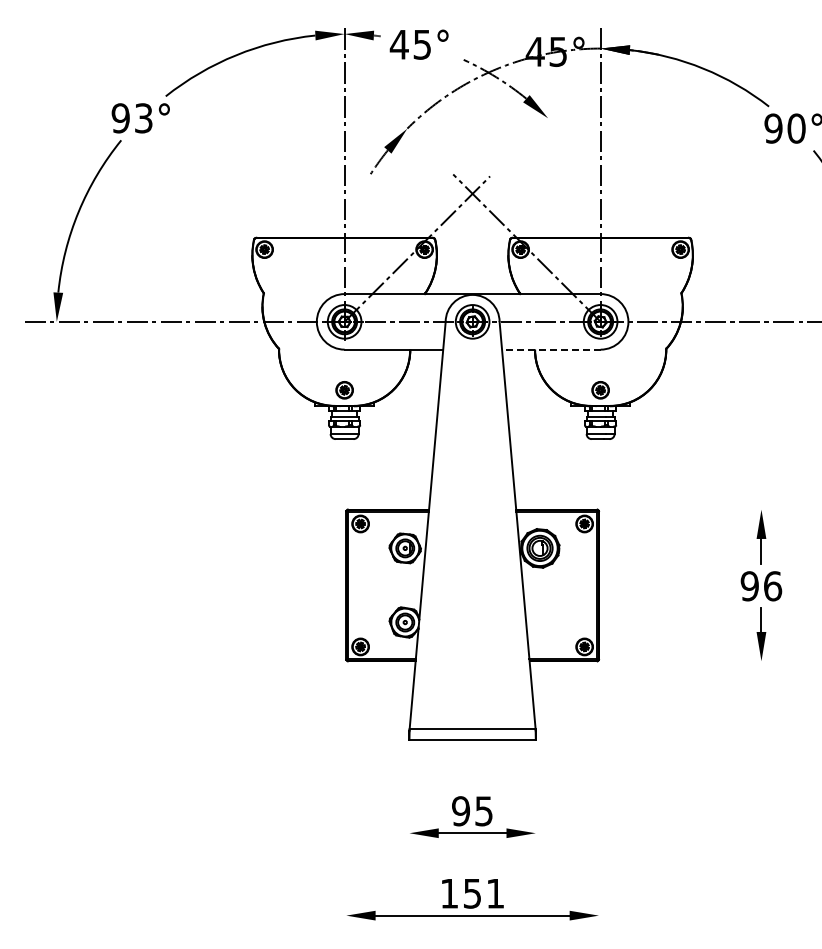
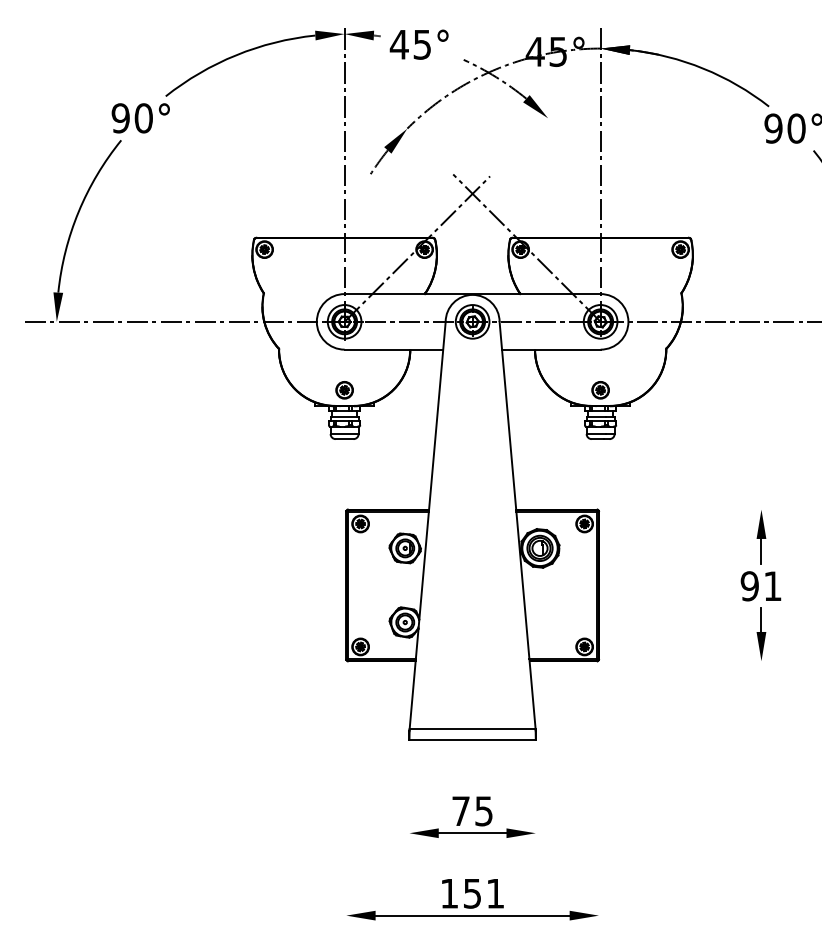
text: 93° -> 90° (143, 118)
line: dashed -> solid (550, 349)
text: 96 -> 91 (773, 586)
text: 95 -> 75 (461, 811)
